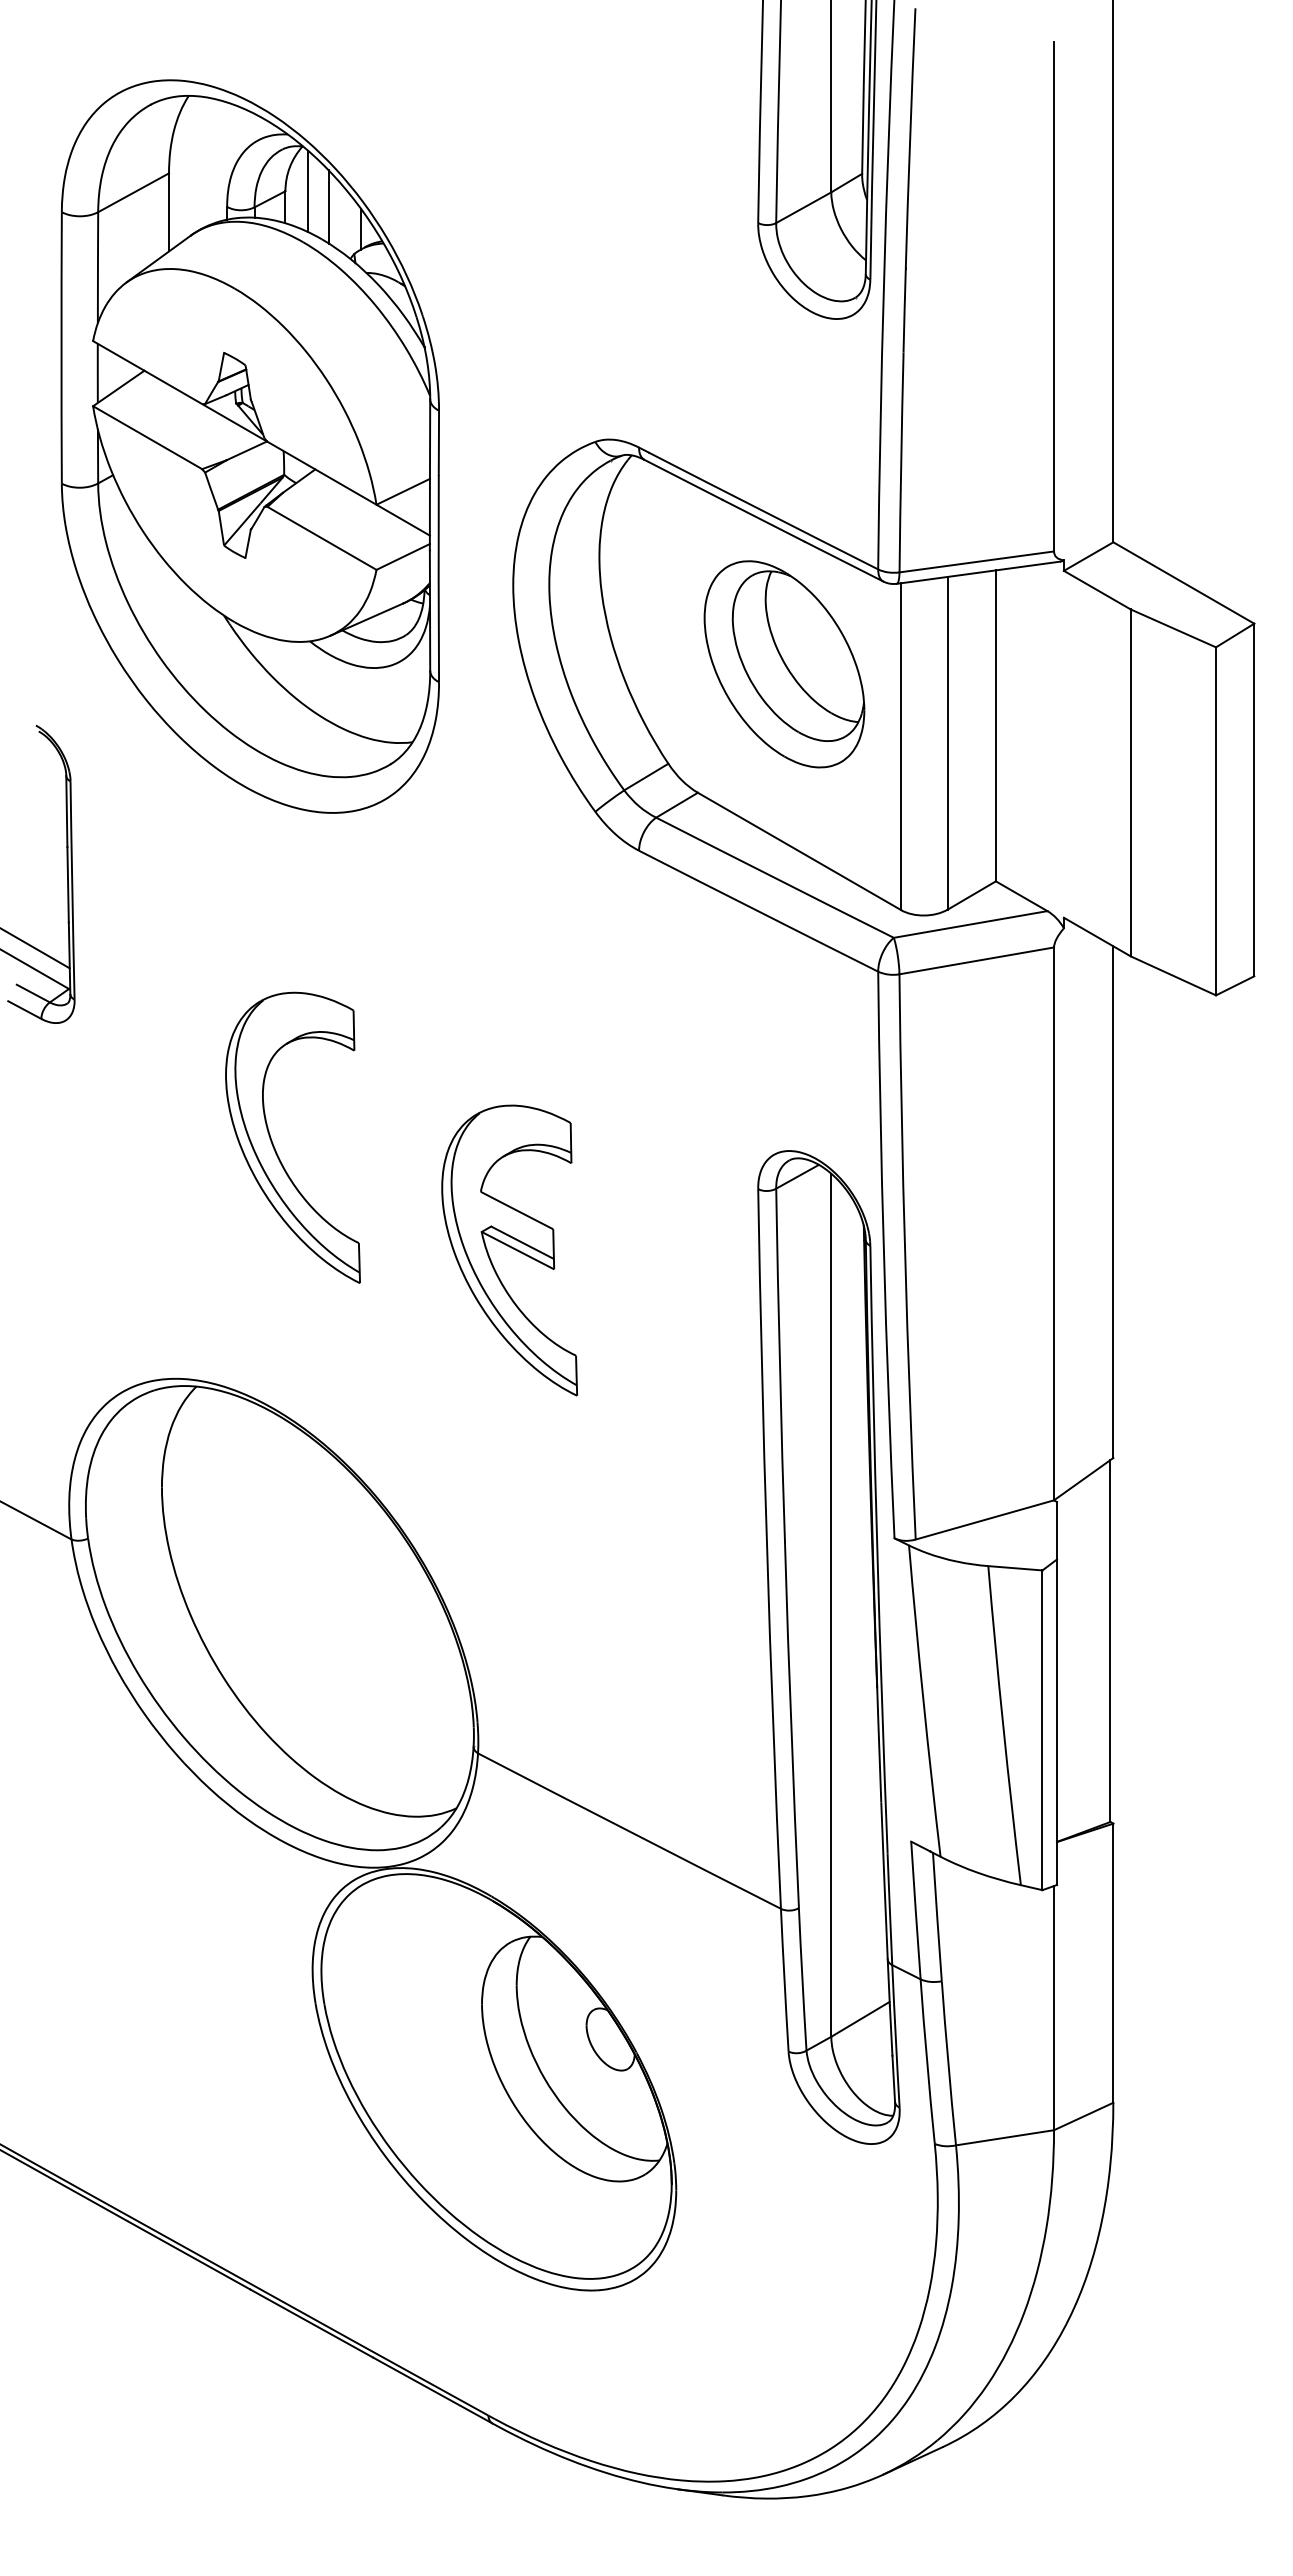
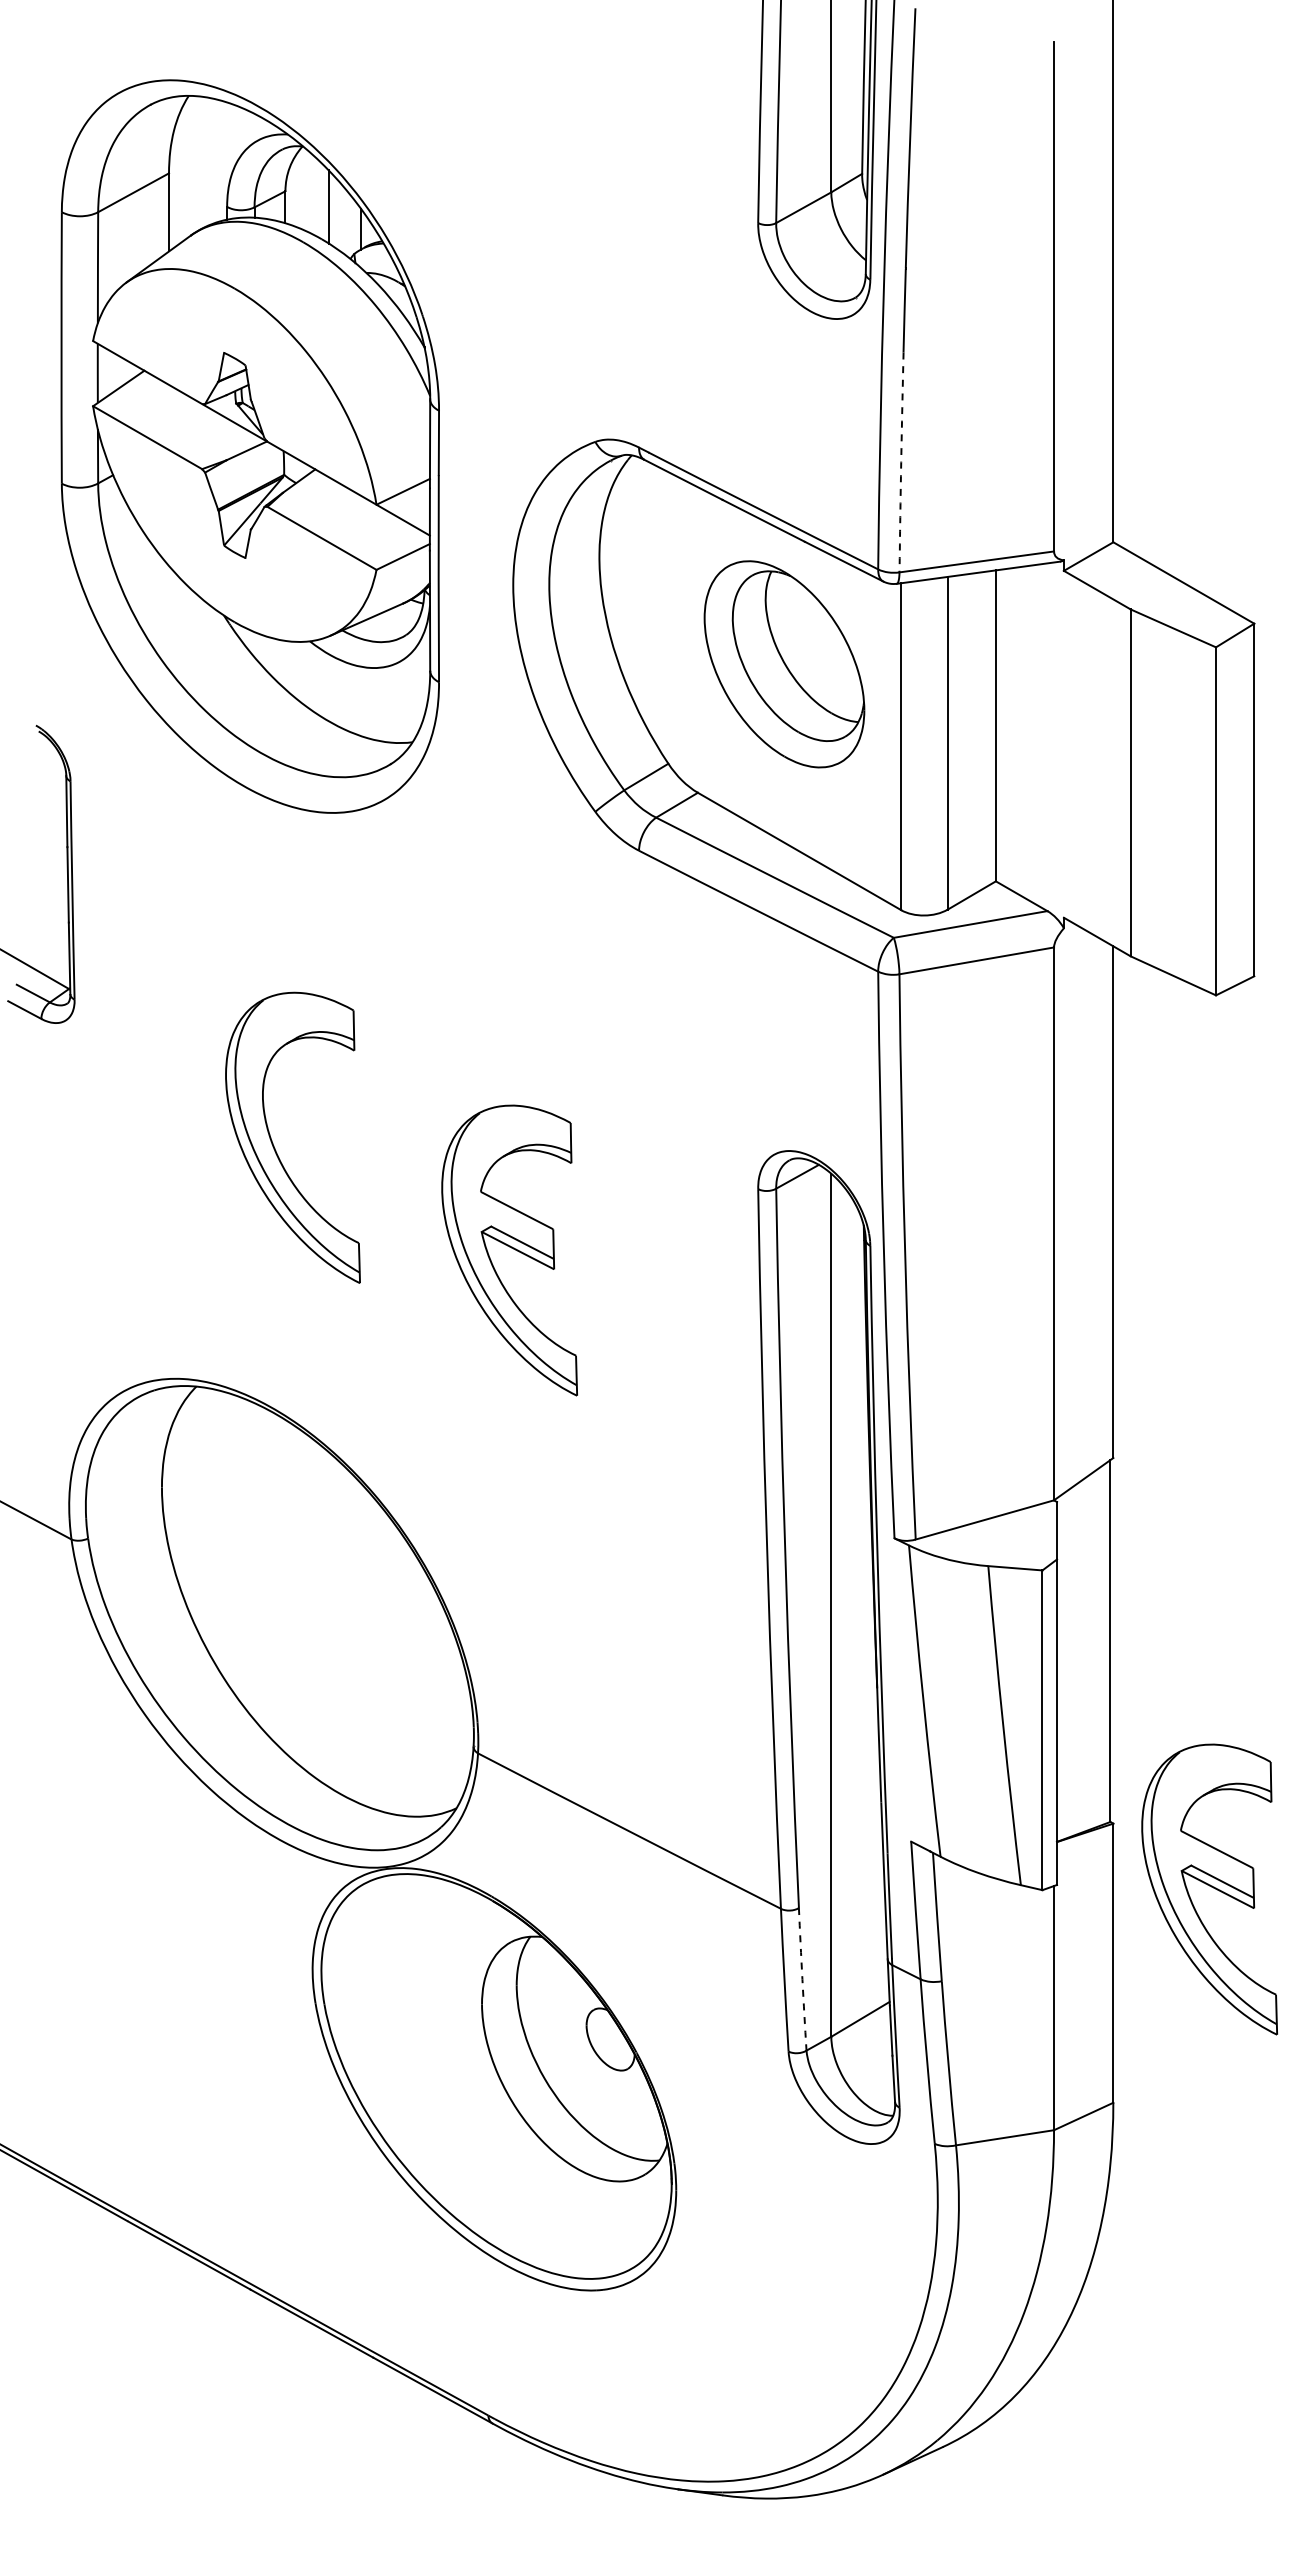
line: present -> none (308, 191)
arc: solid -> dashed (901, 462)
line: present -> none (35, 948)
part: none -> present (1209, 1889)
arc: solid -> dashed (802, 1979)
